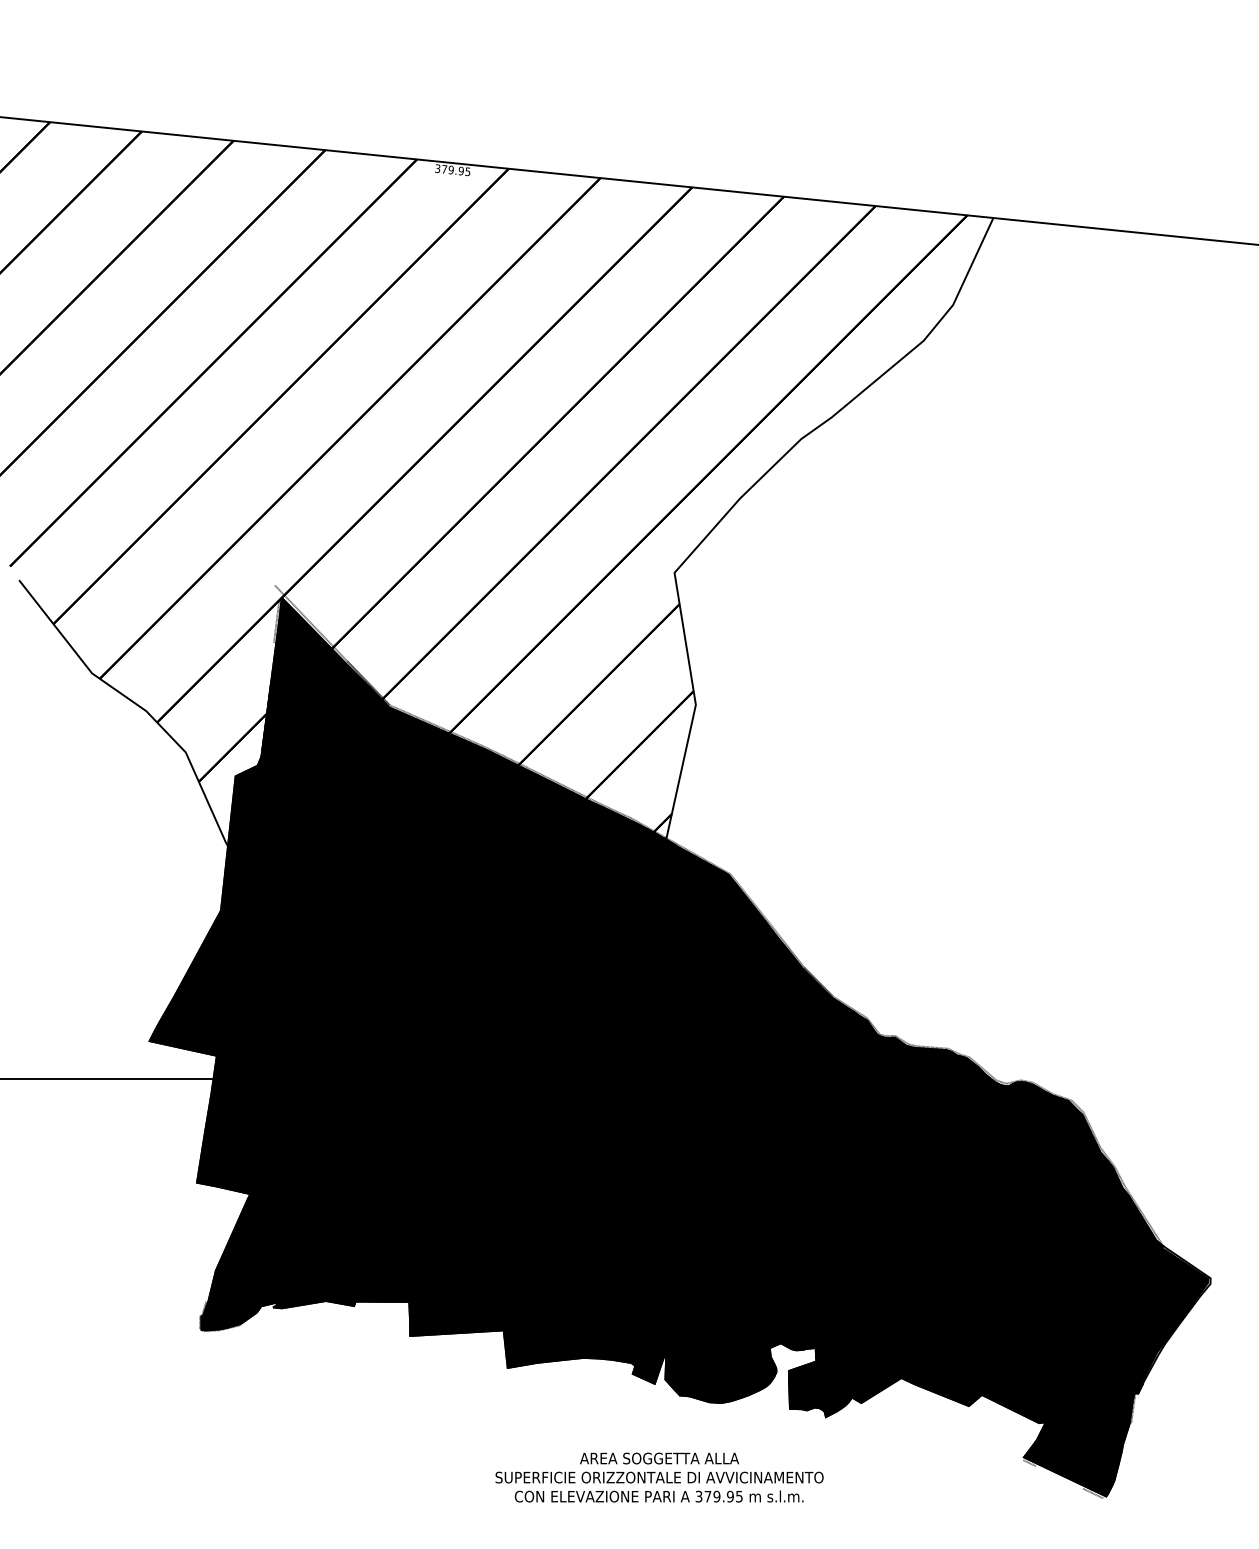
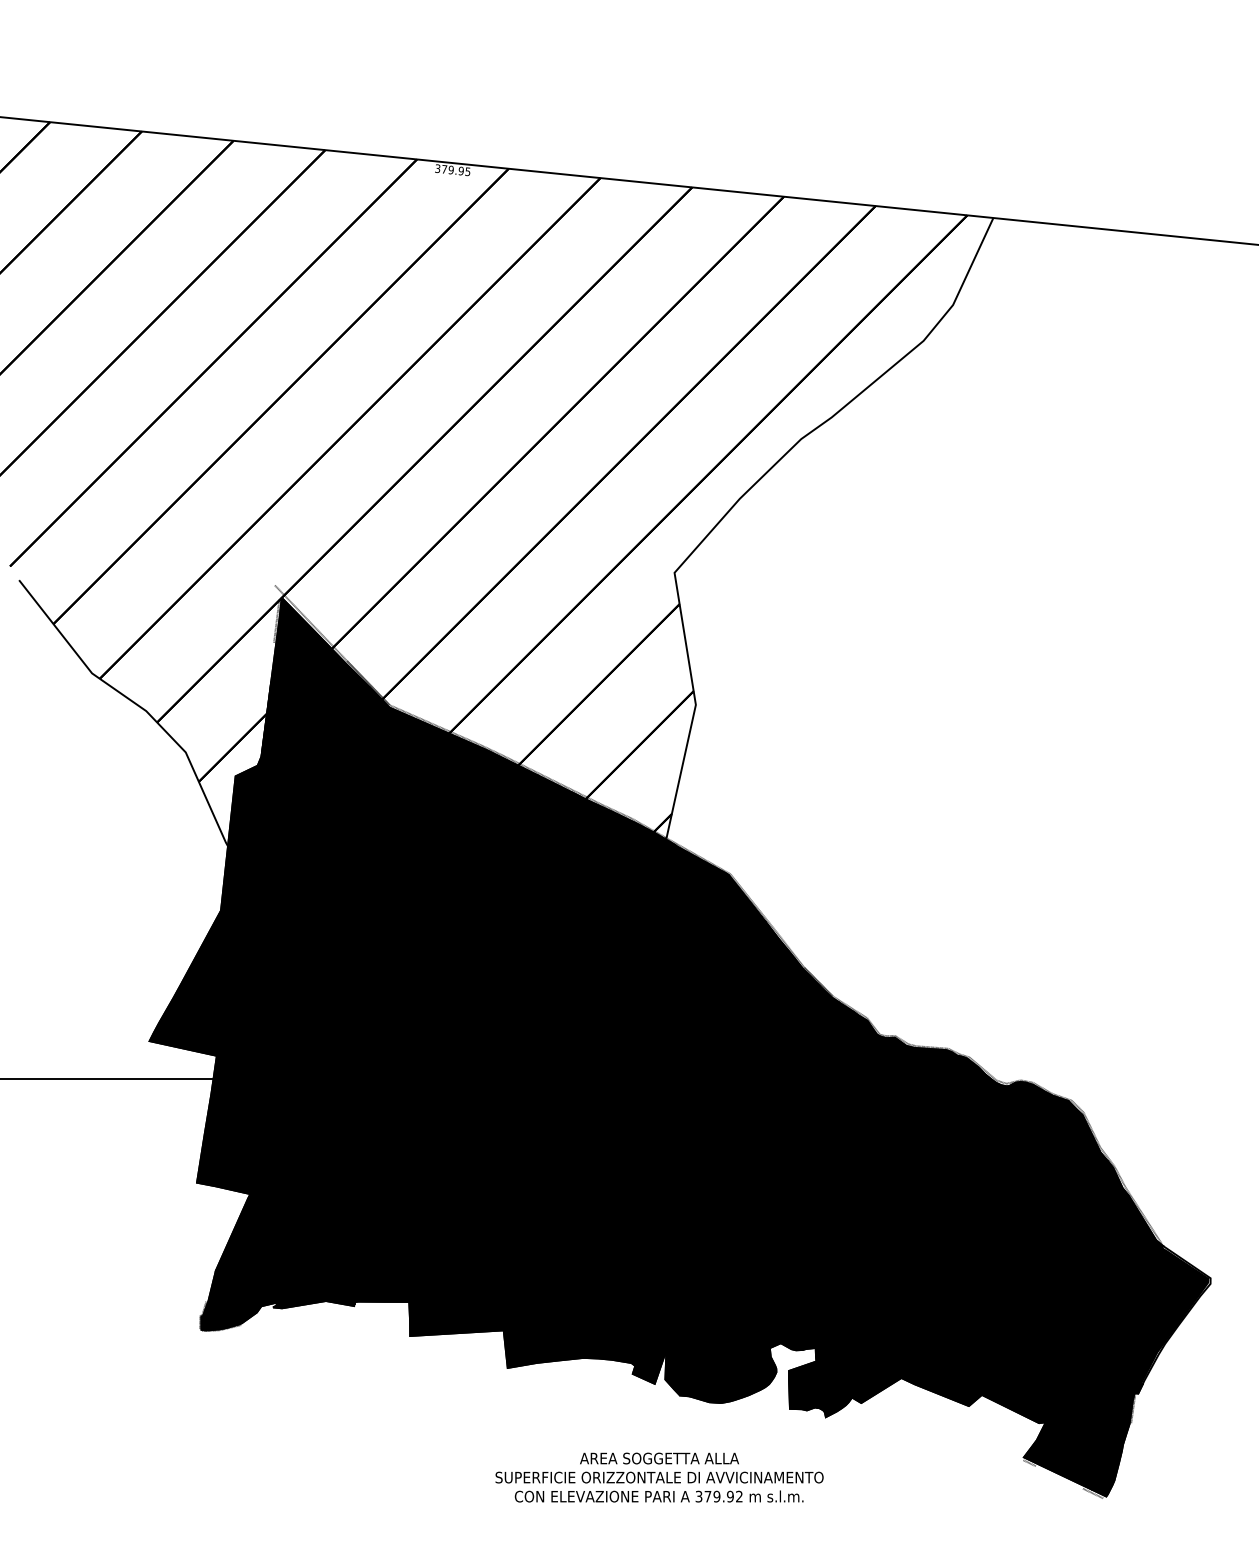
text: 379.95 -> 379.92 (739, 1496)
